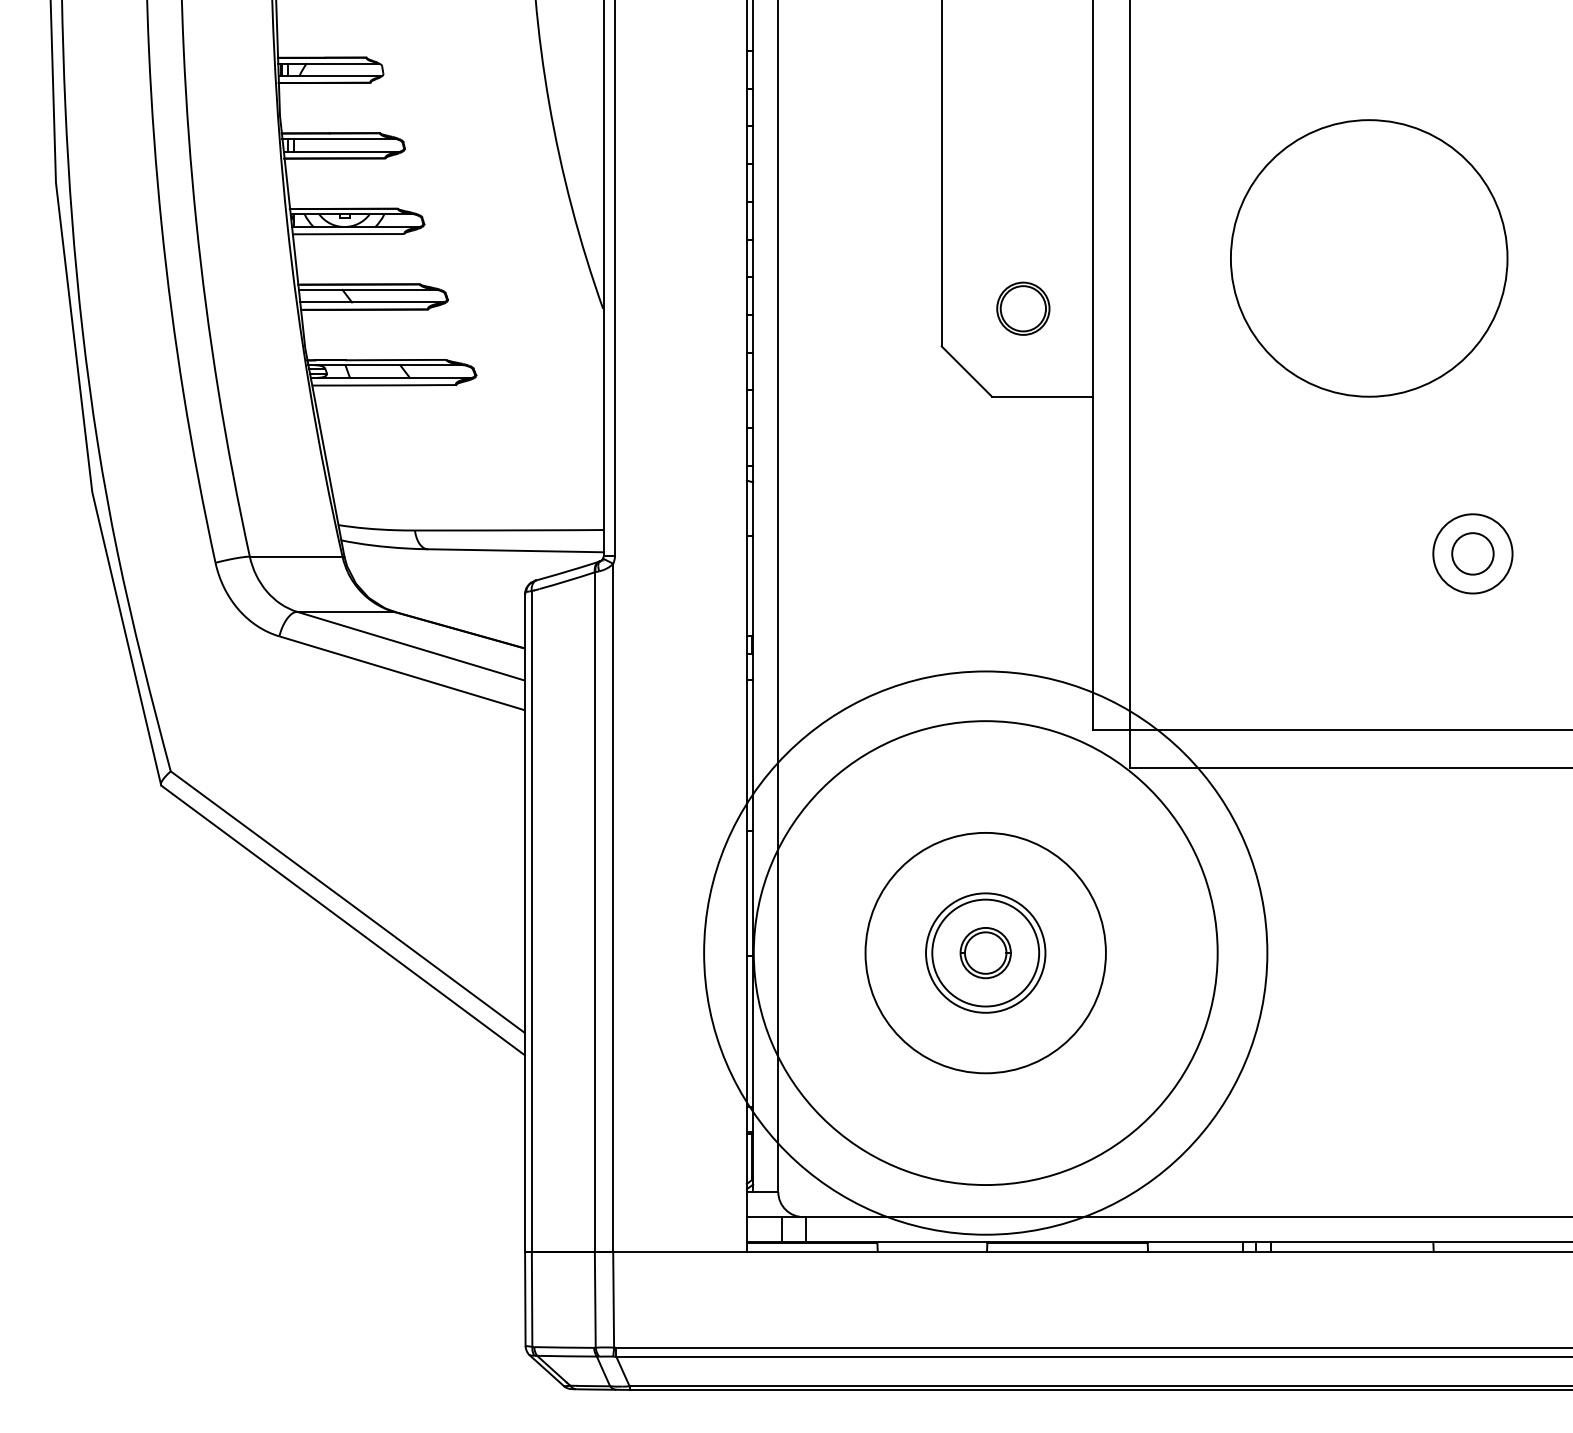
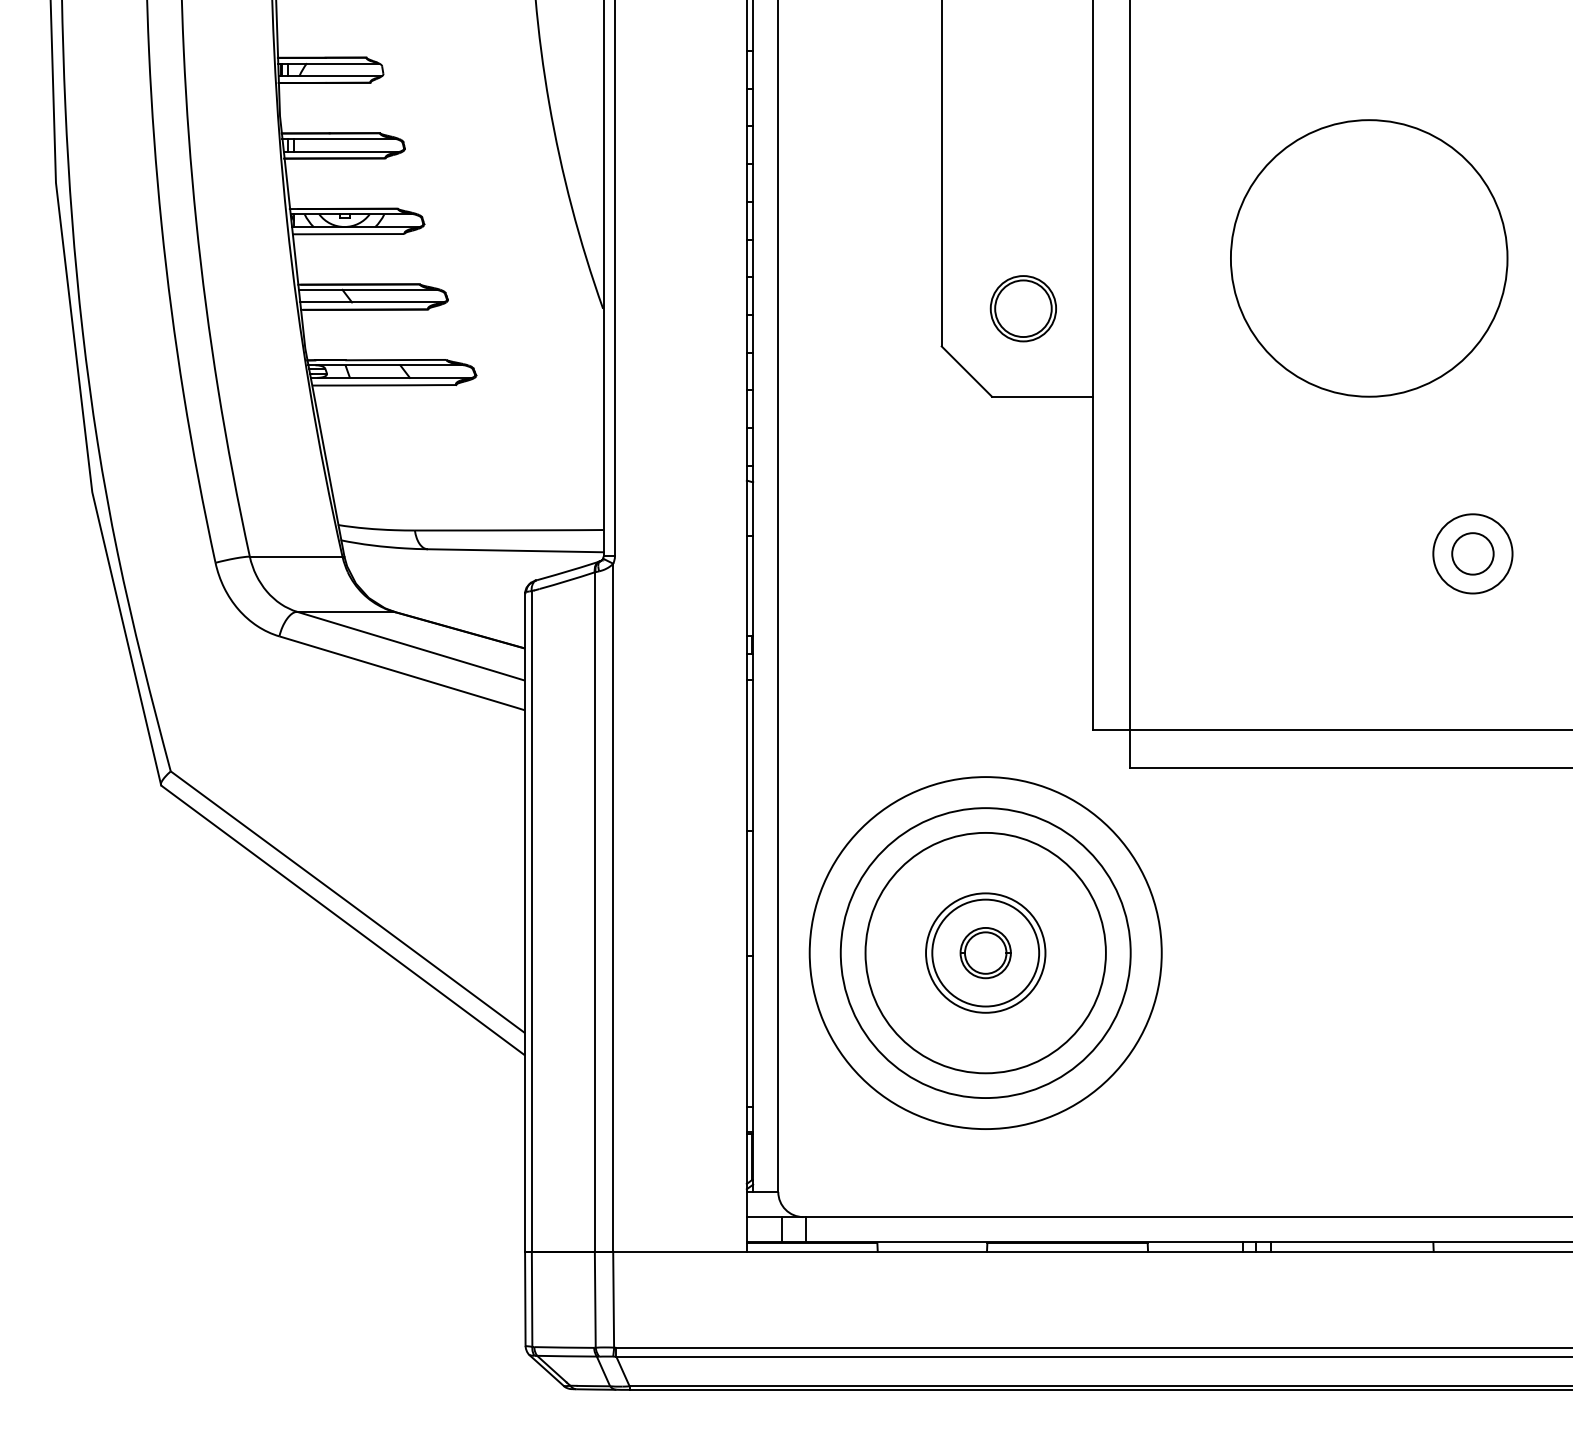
part size: 55x55 px -> 68x68 px (1022, 308)
circle diameter: 563 px -> 352 px (985, 953)
circle diameter: 464 px -> 290 px (985, 953)
